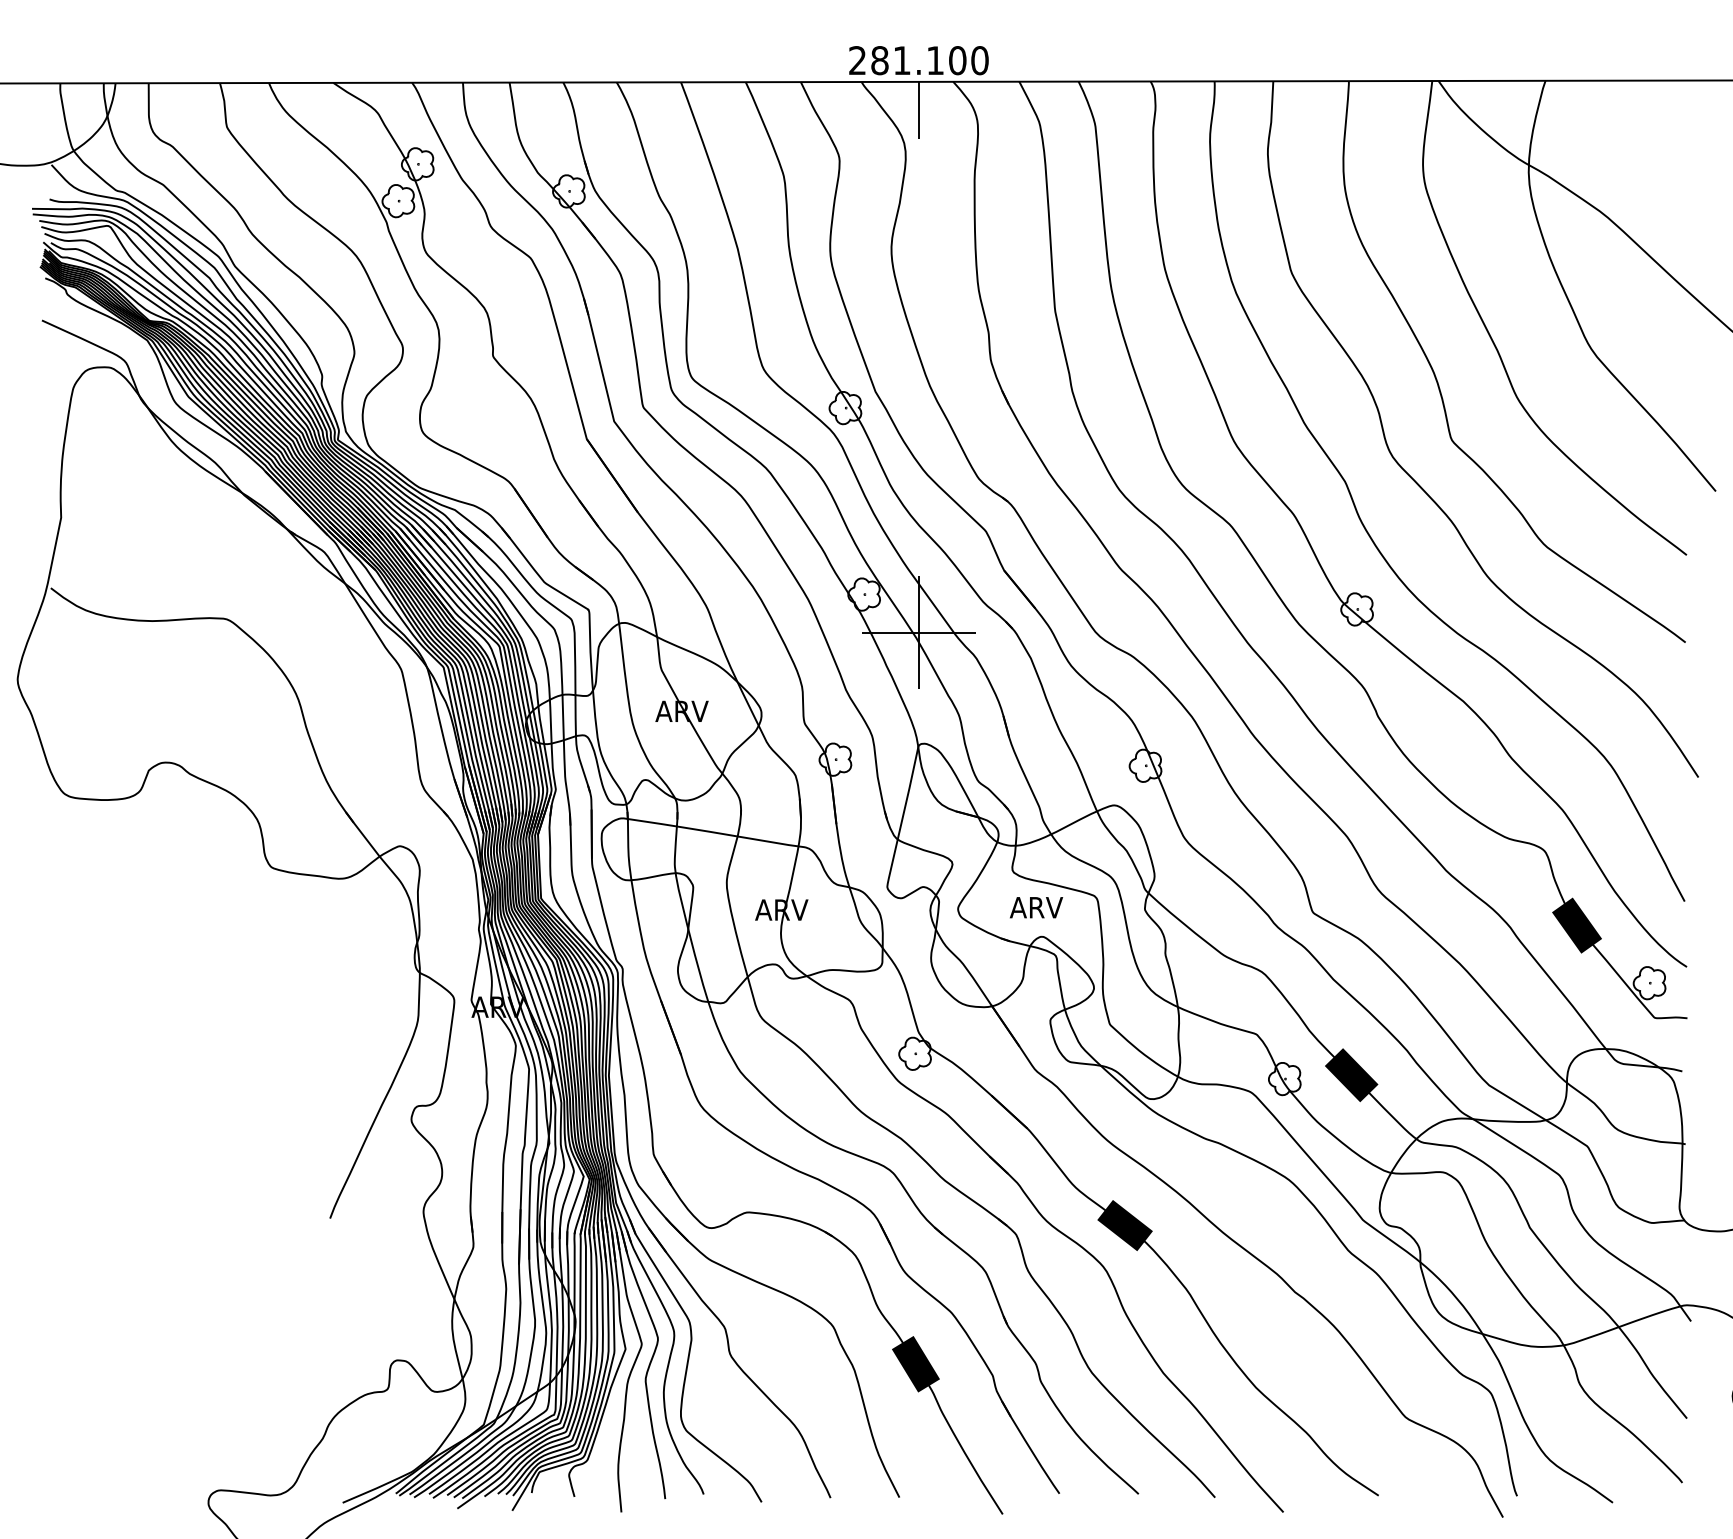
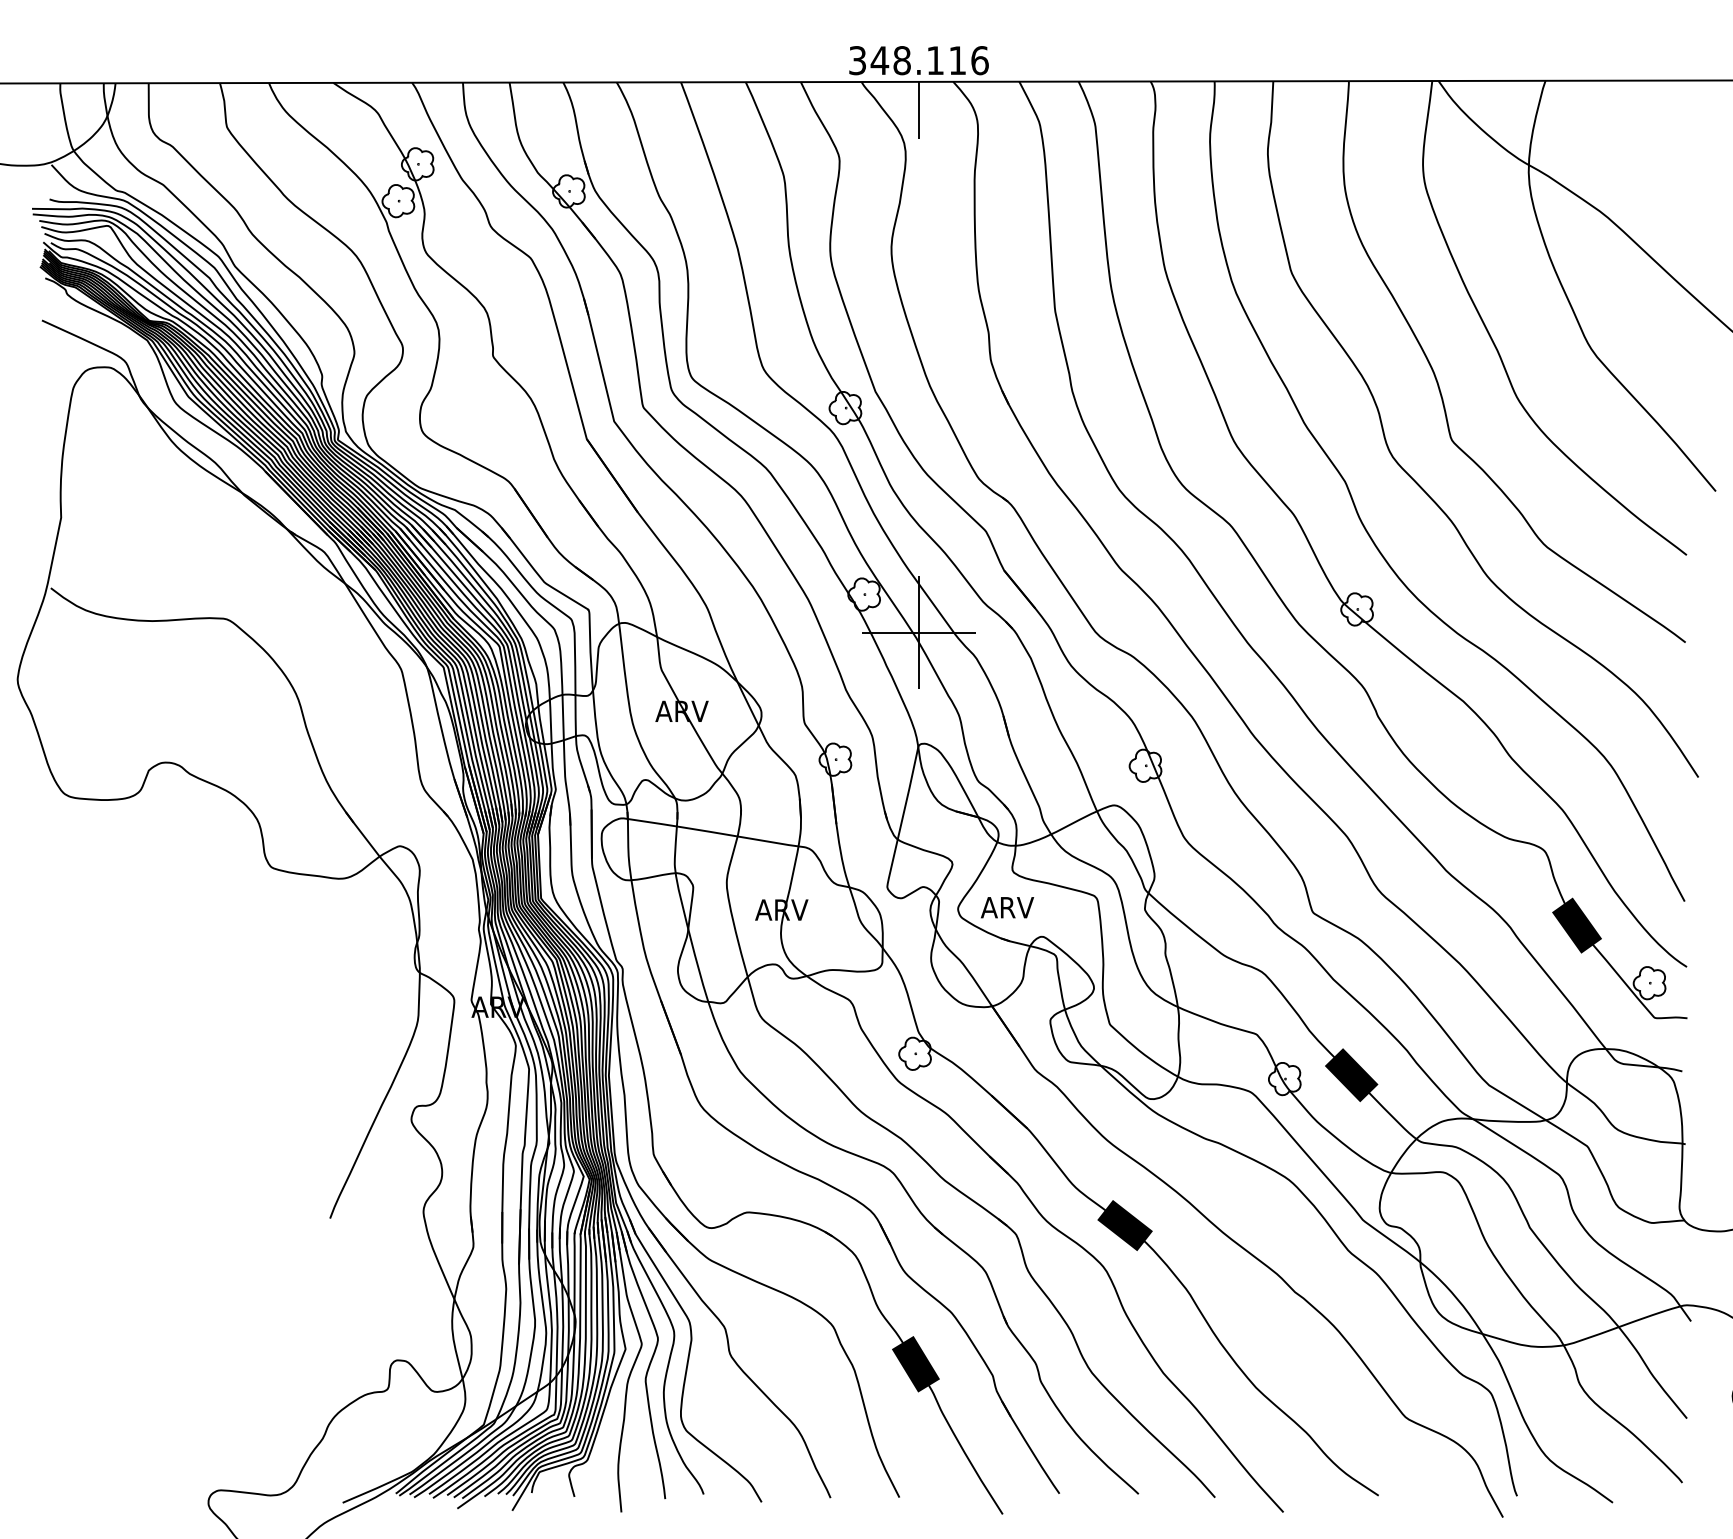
text: 281.100 -> 348.116 (918, 60)
text position: (1036, 907) -> (1007, 907) (1007, 907)
